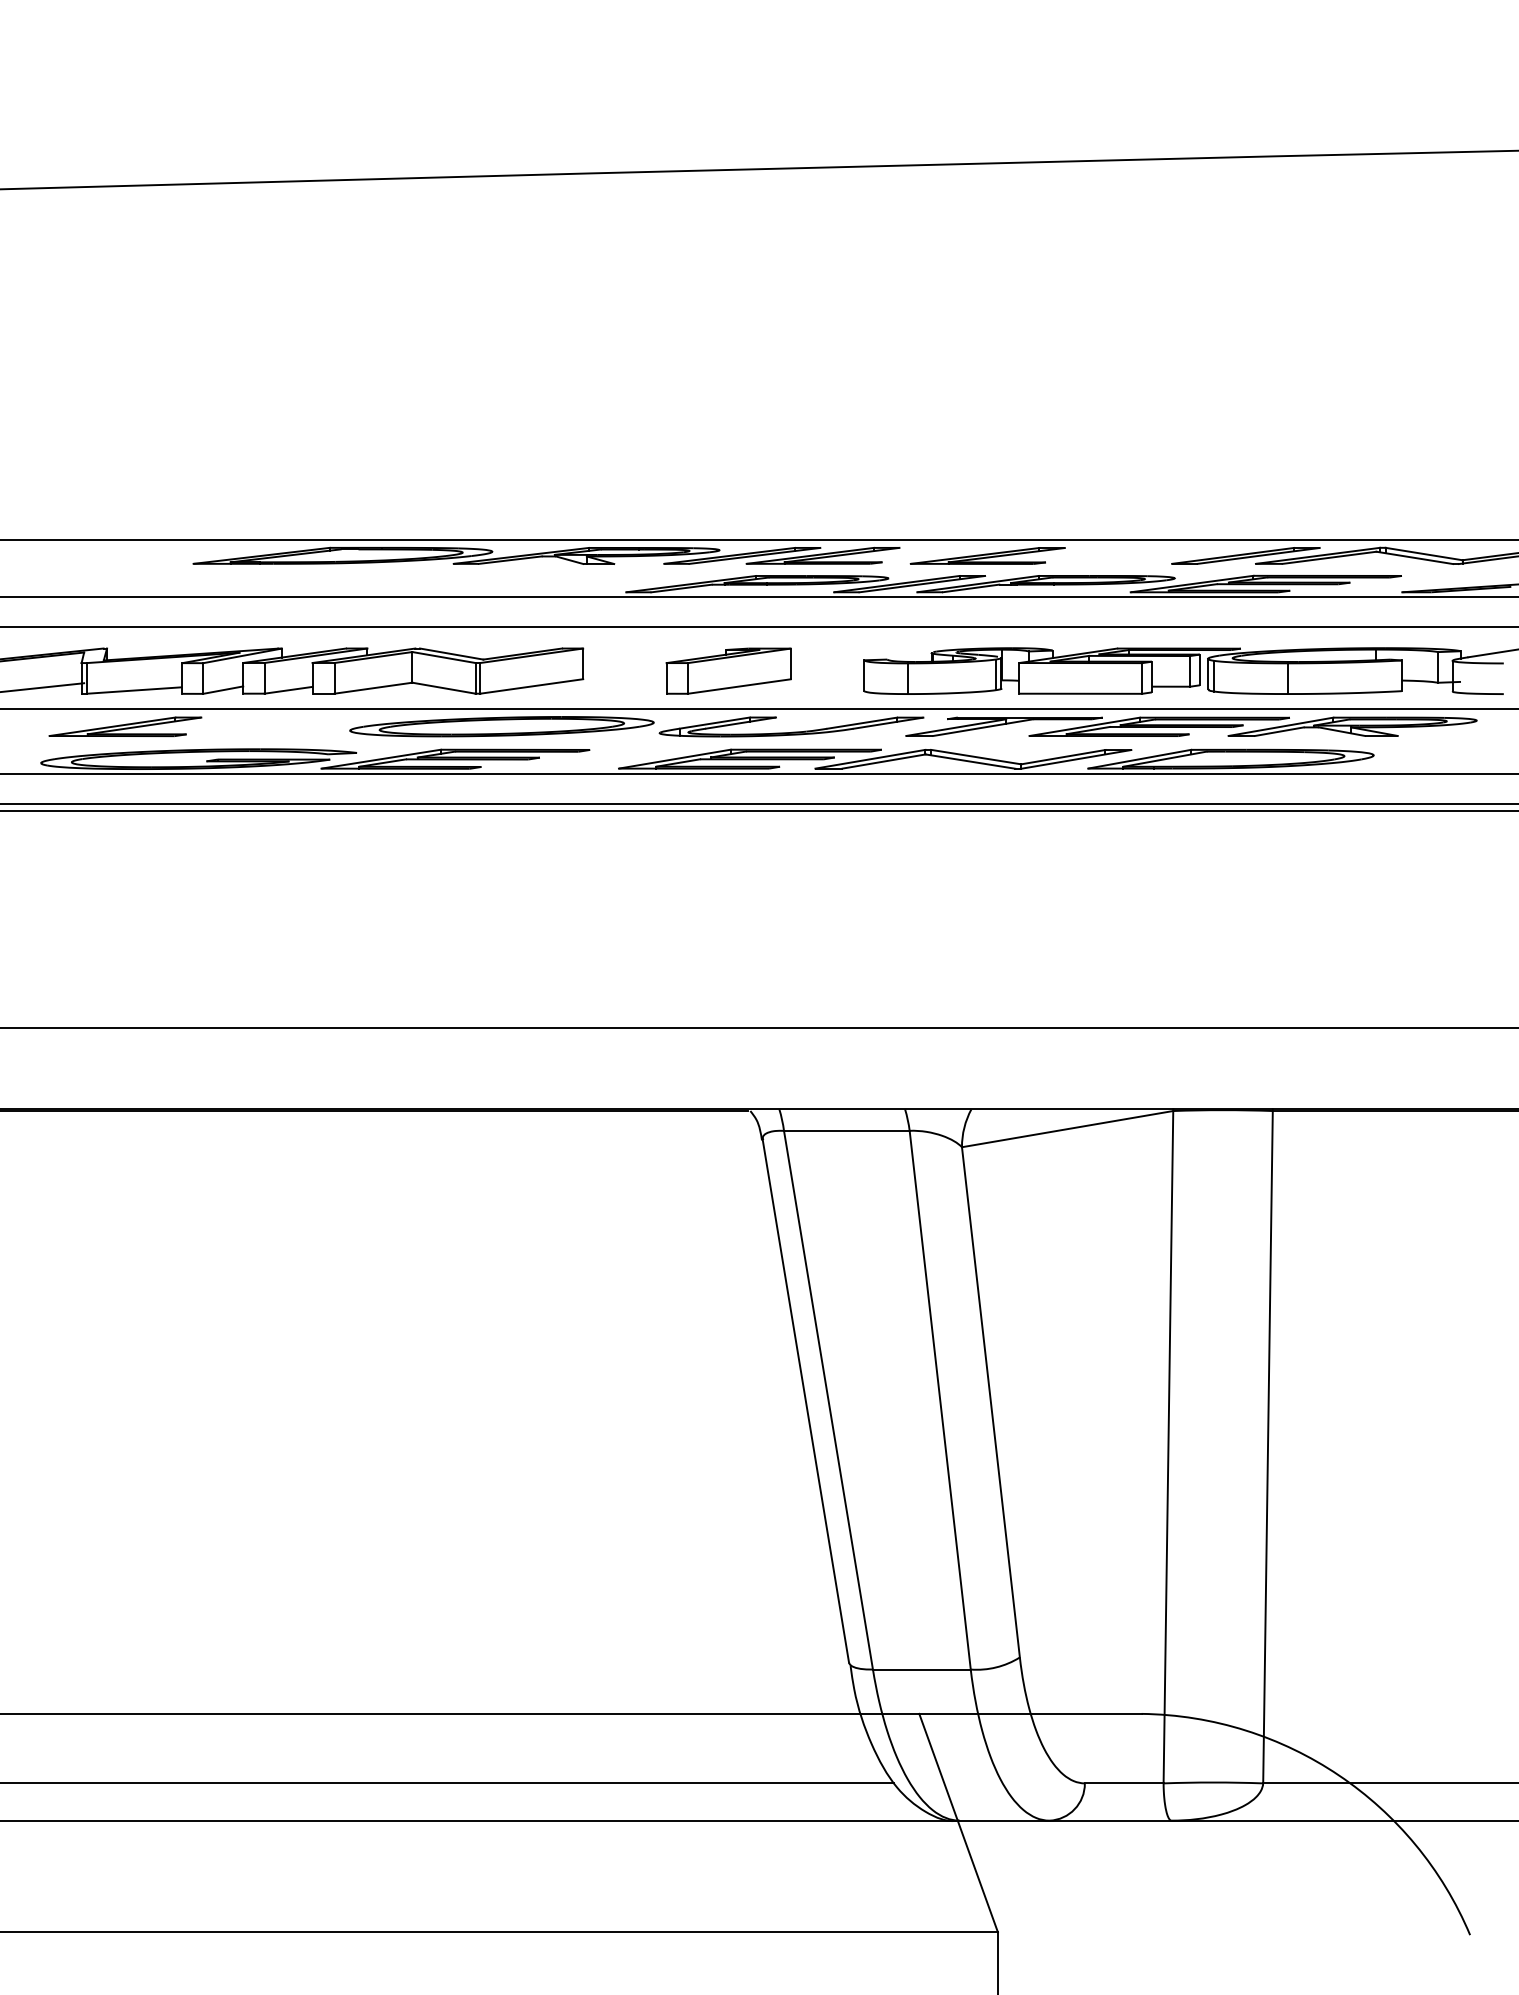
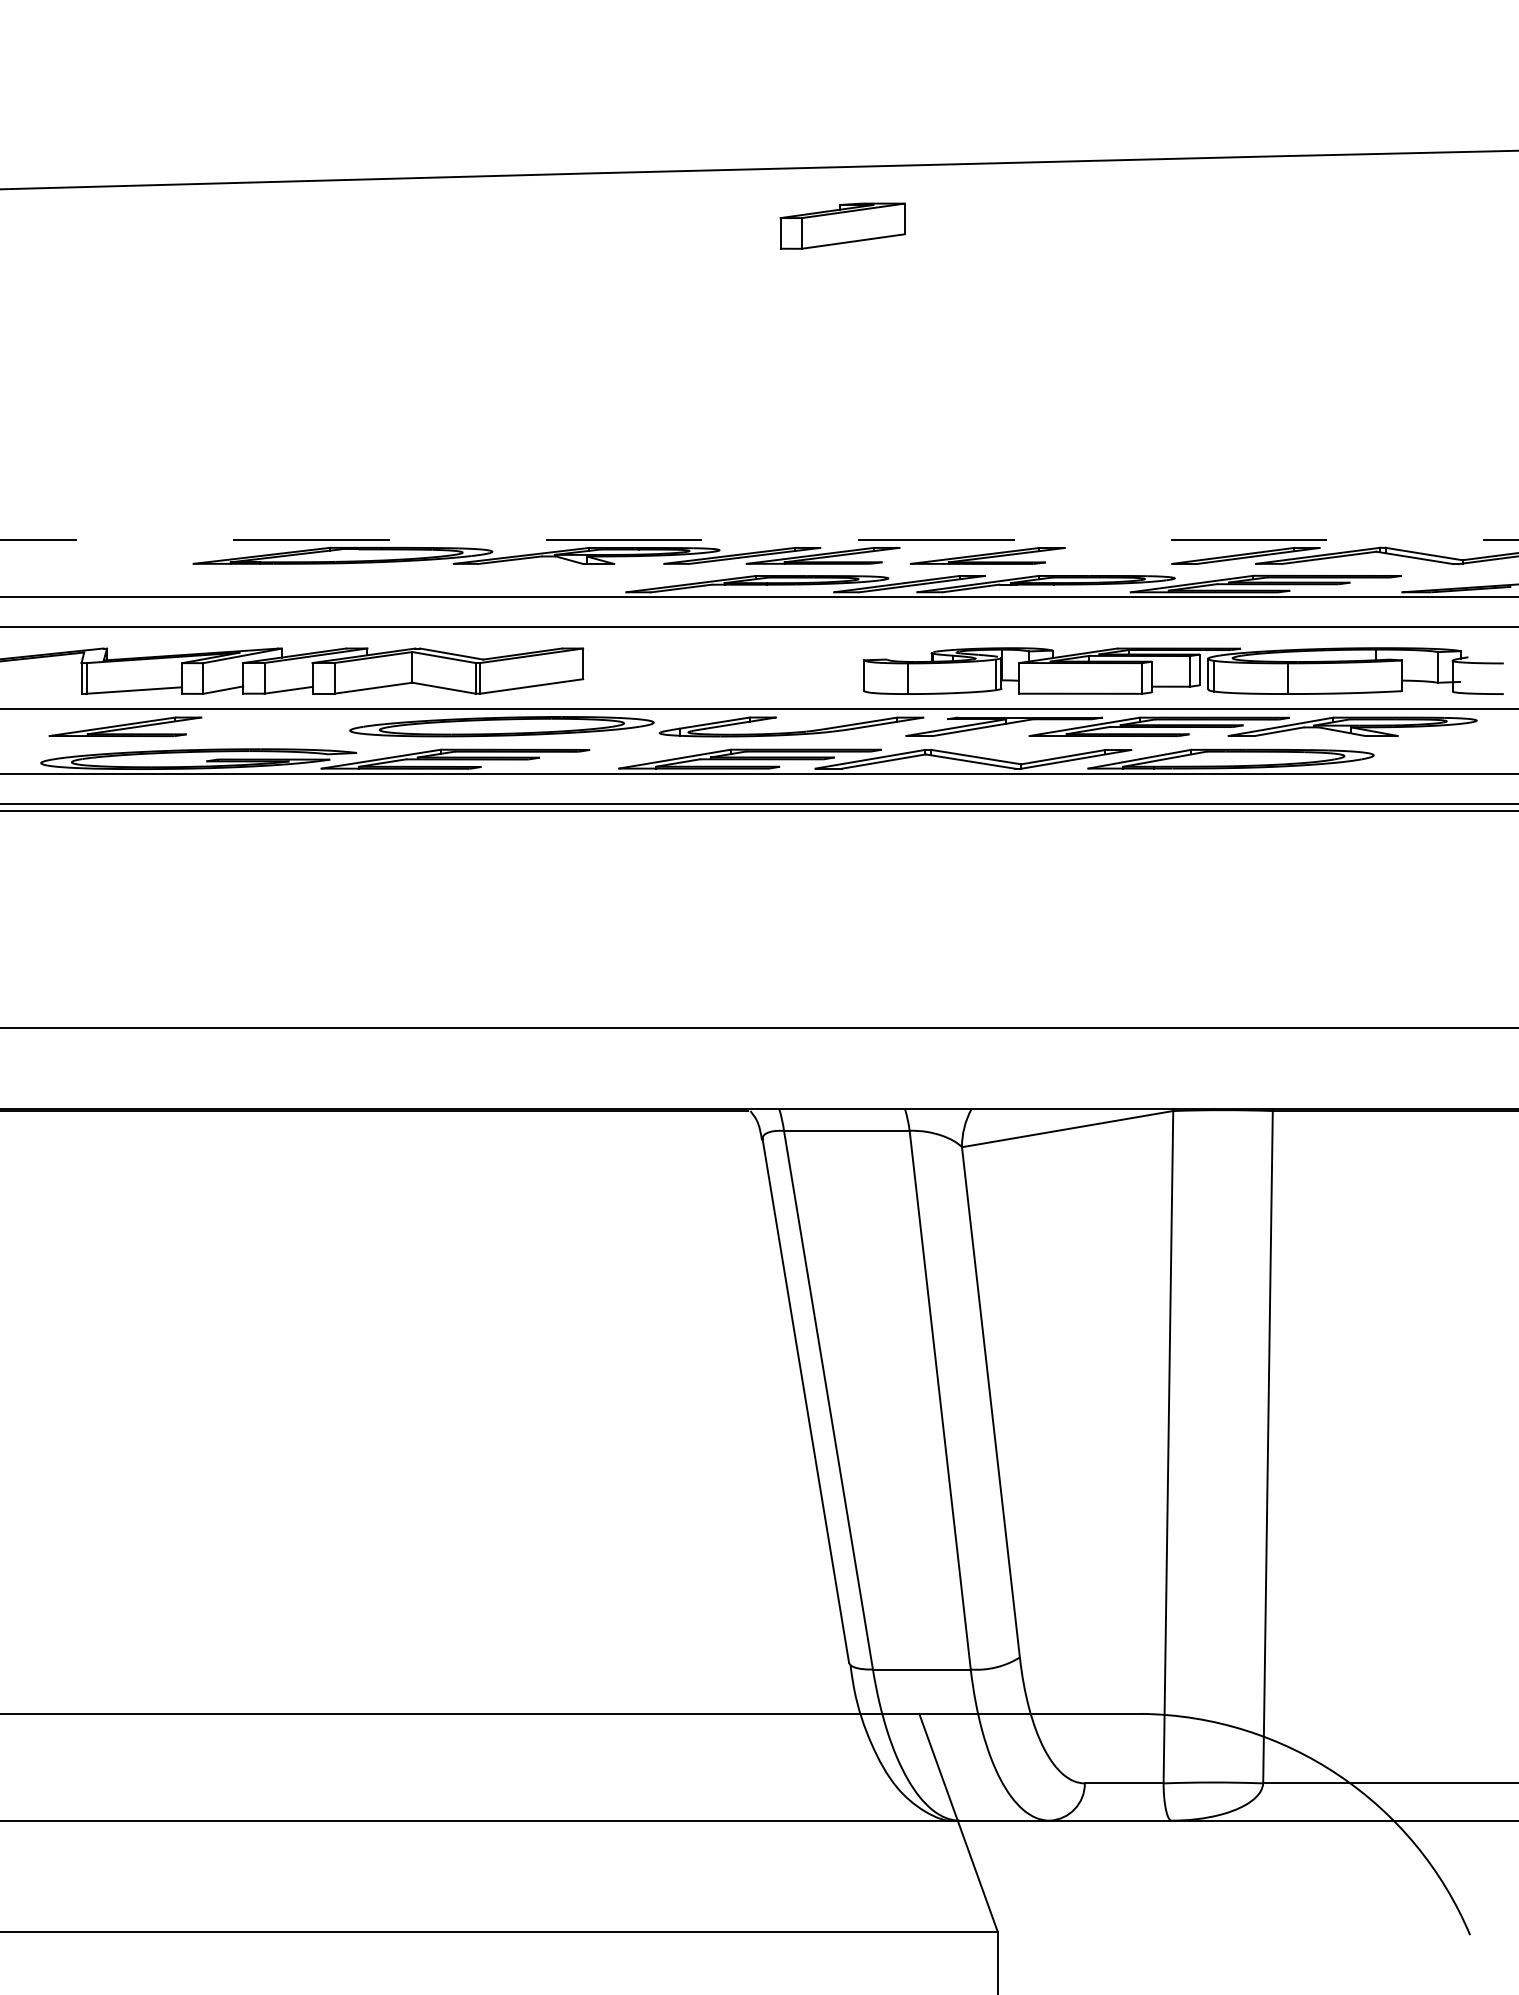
line: solid -> dashed (758, 540)
line: present -> none (1491, 653)
part position: (728, 670) -> (842, 225) (842, 225)
line: present -> none (43, 687)
line: present -> none (448, 1783)
